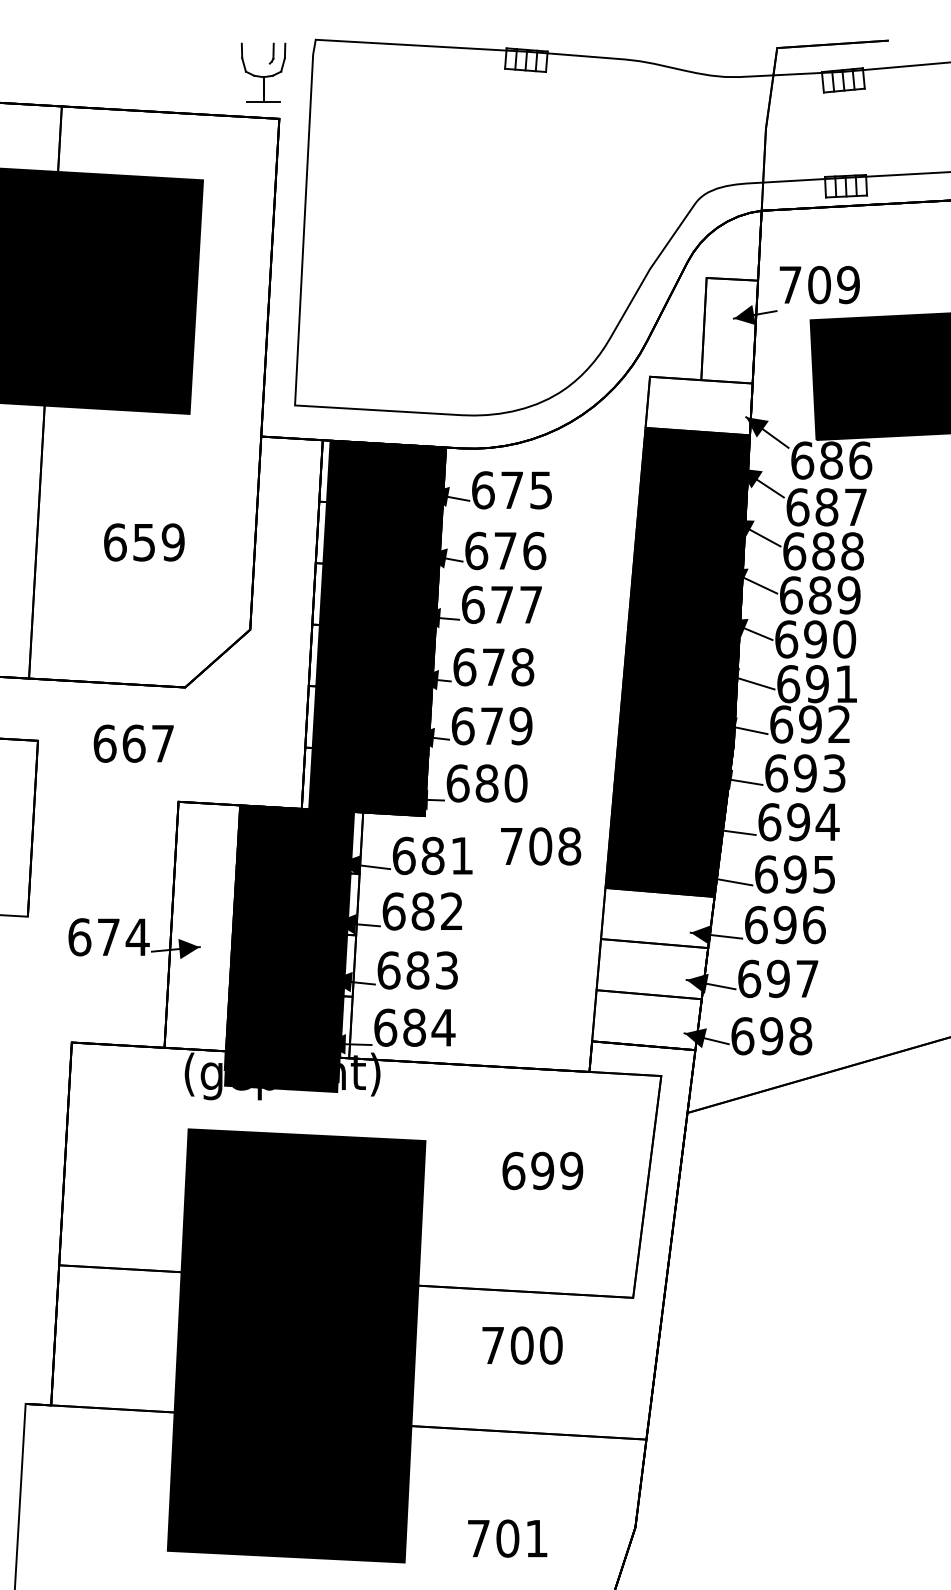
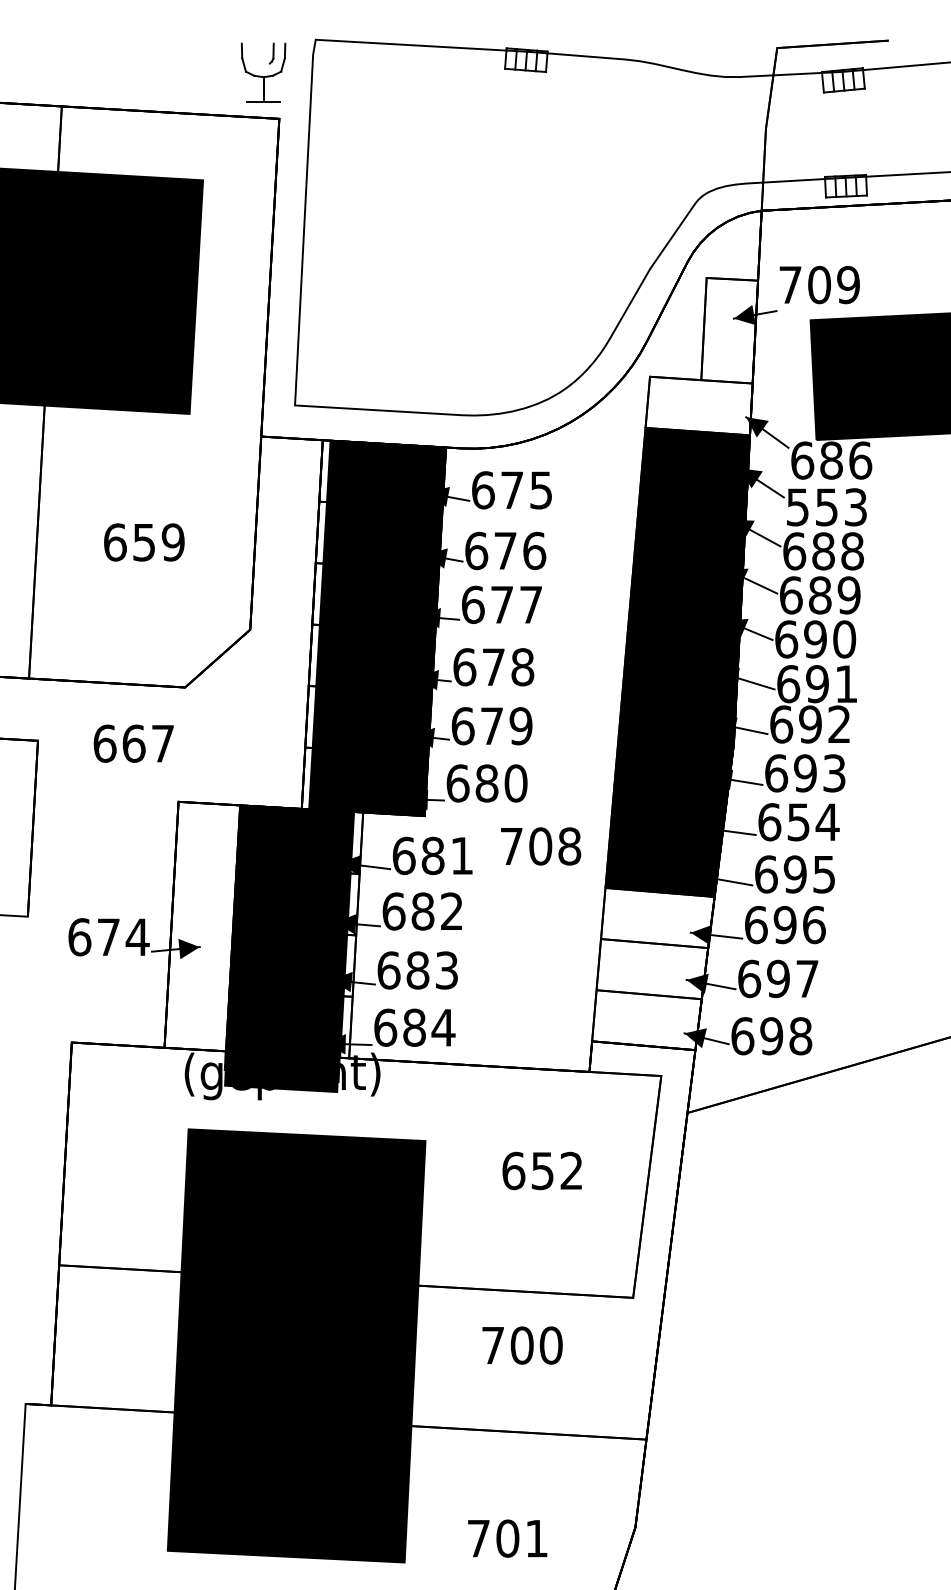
text: 687 -> 553 (826, 507)
text: 694 -> 654 (798, 822)
text: 699 -> 652 (557, 1170)
